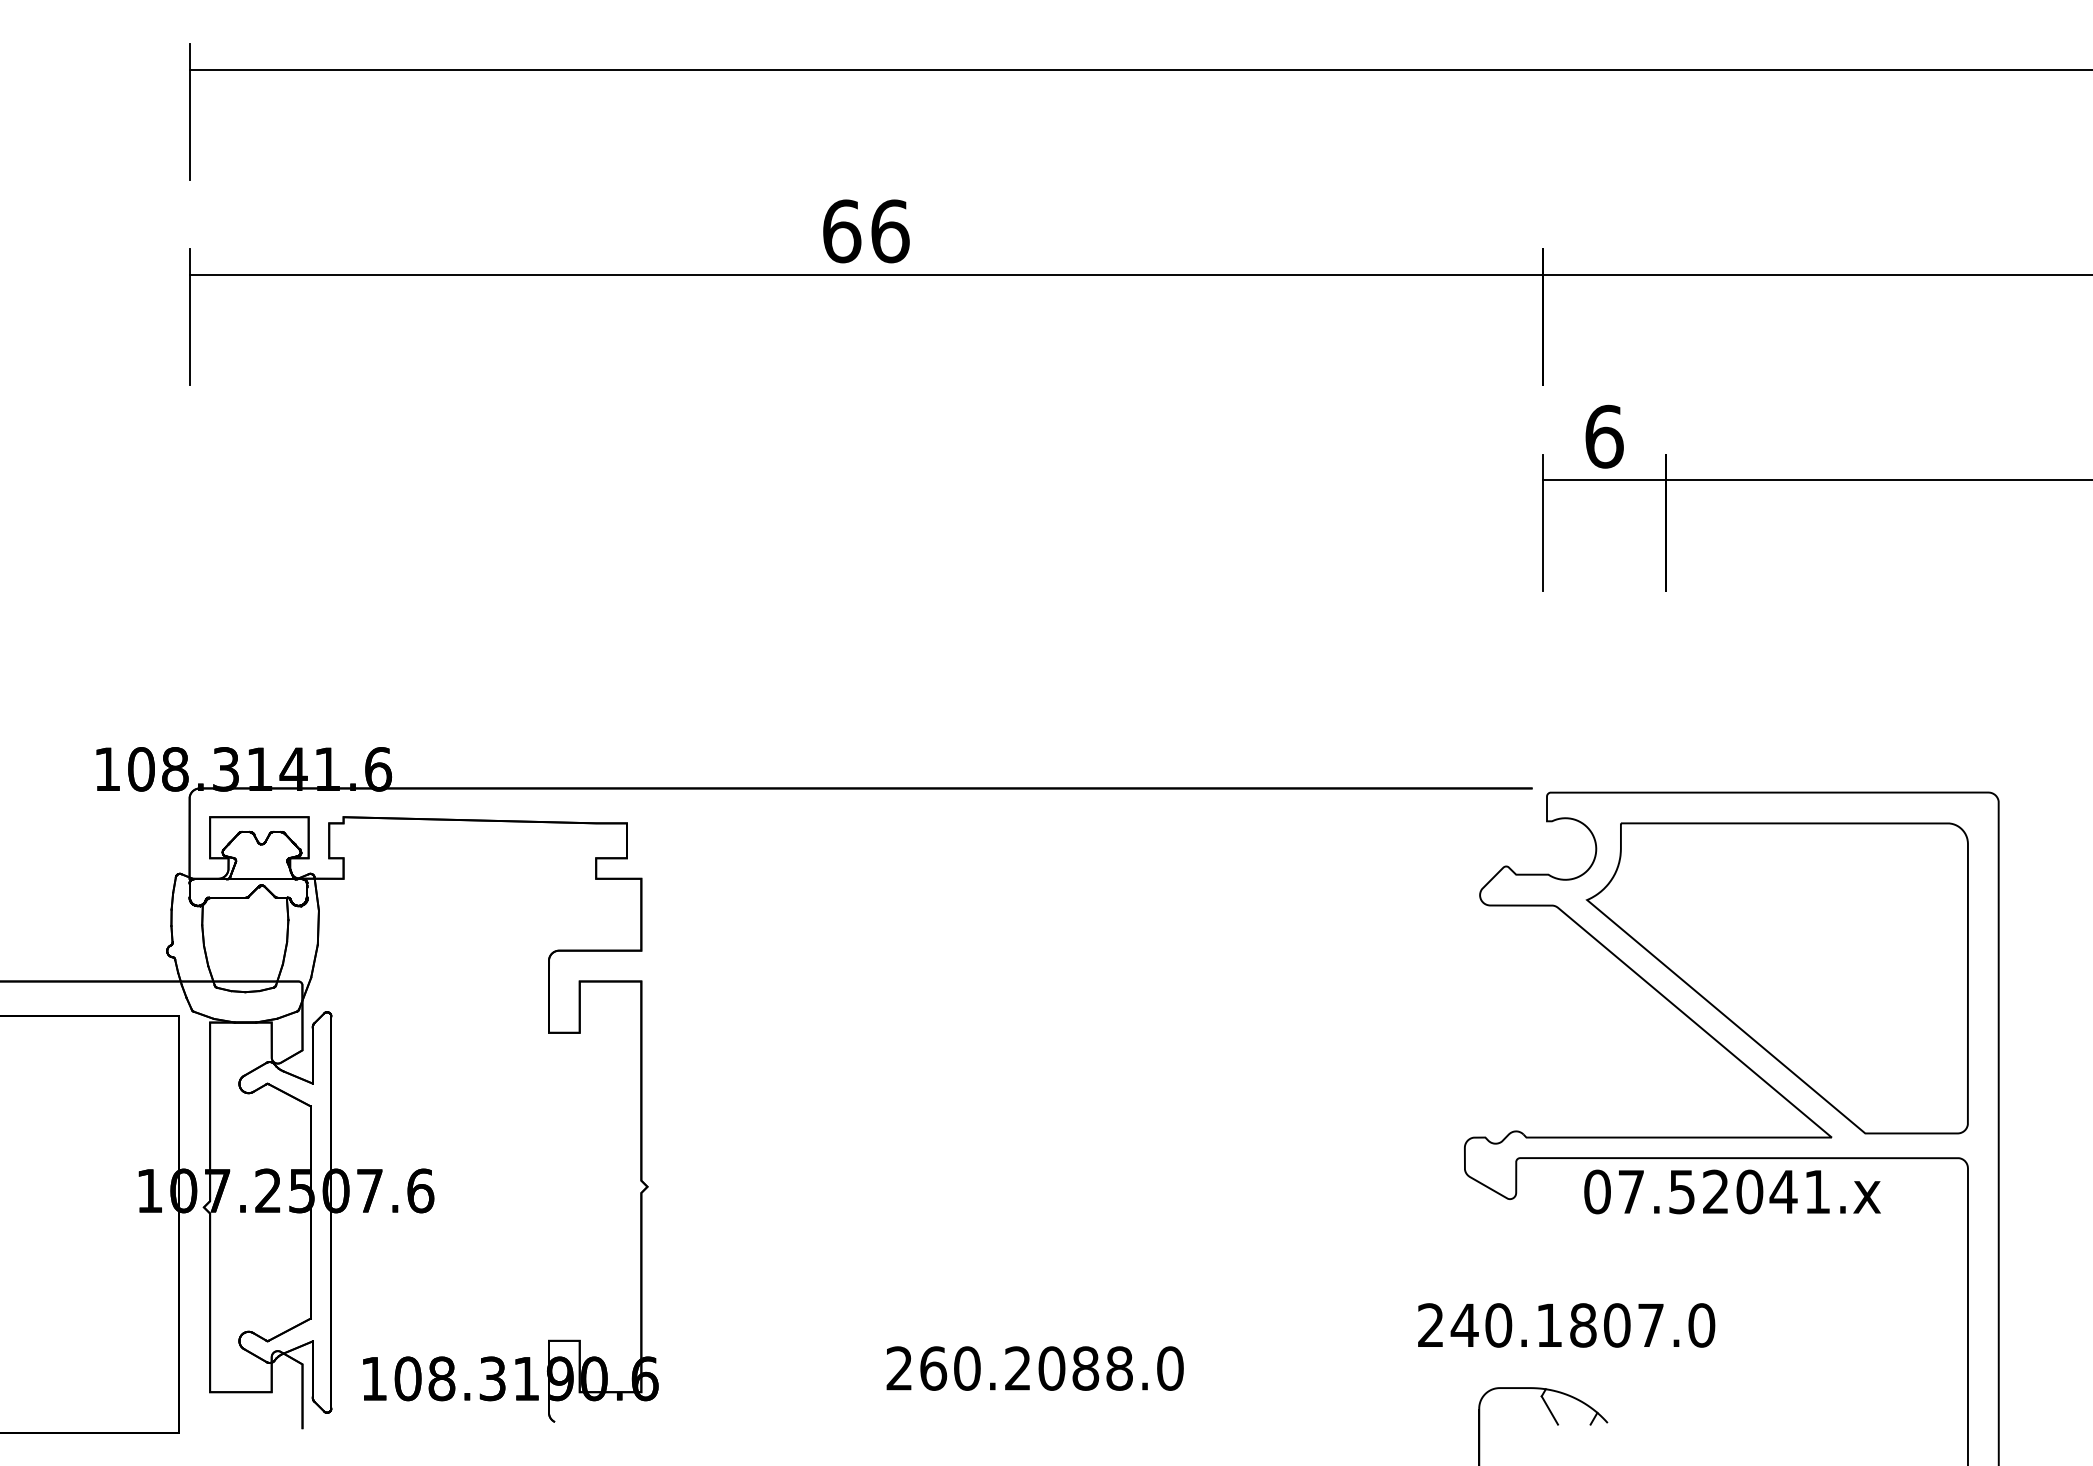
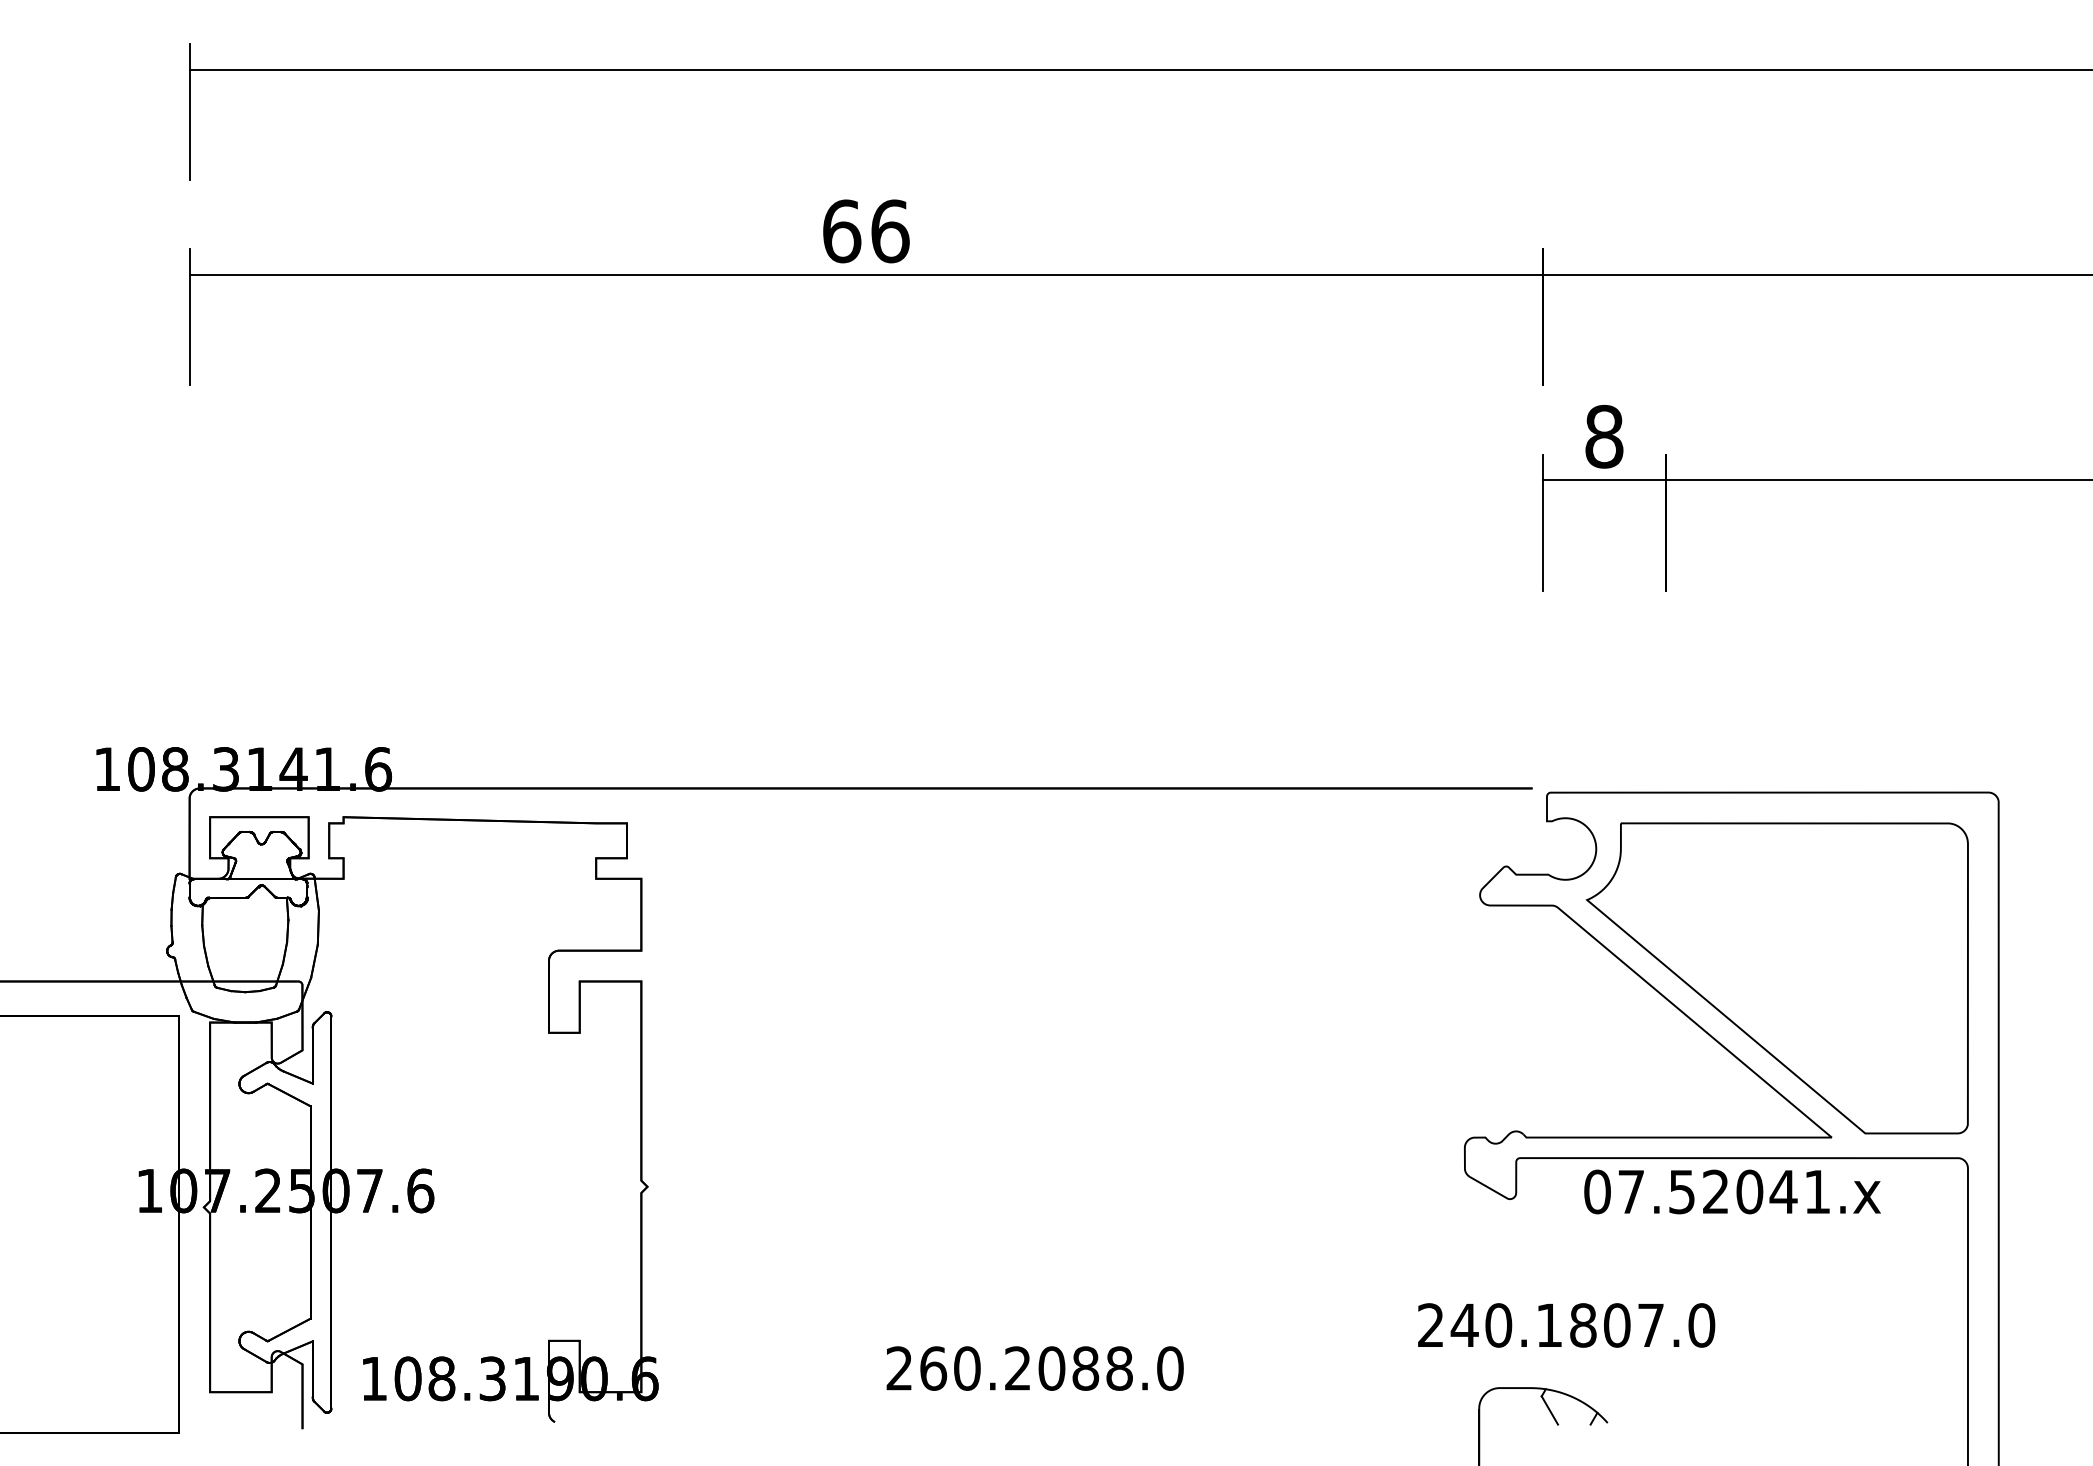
text: 6 -> 8 (1604, 436)
